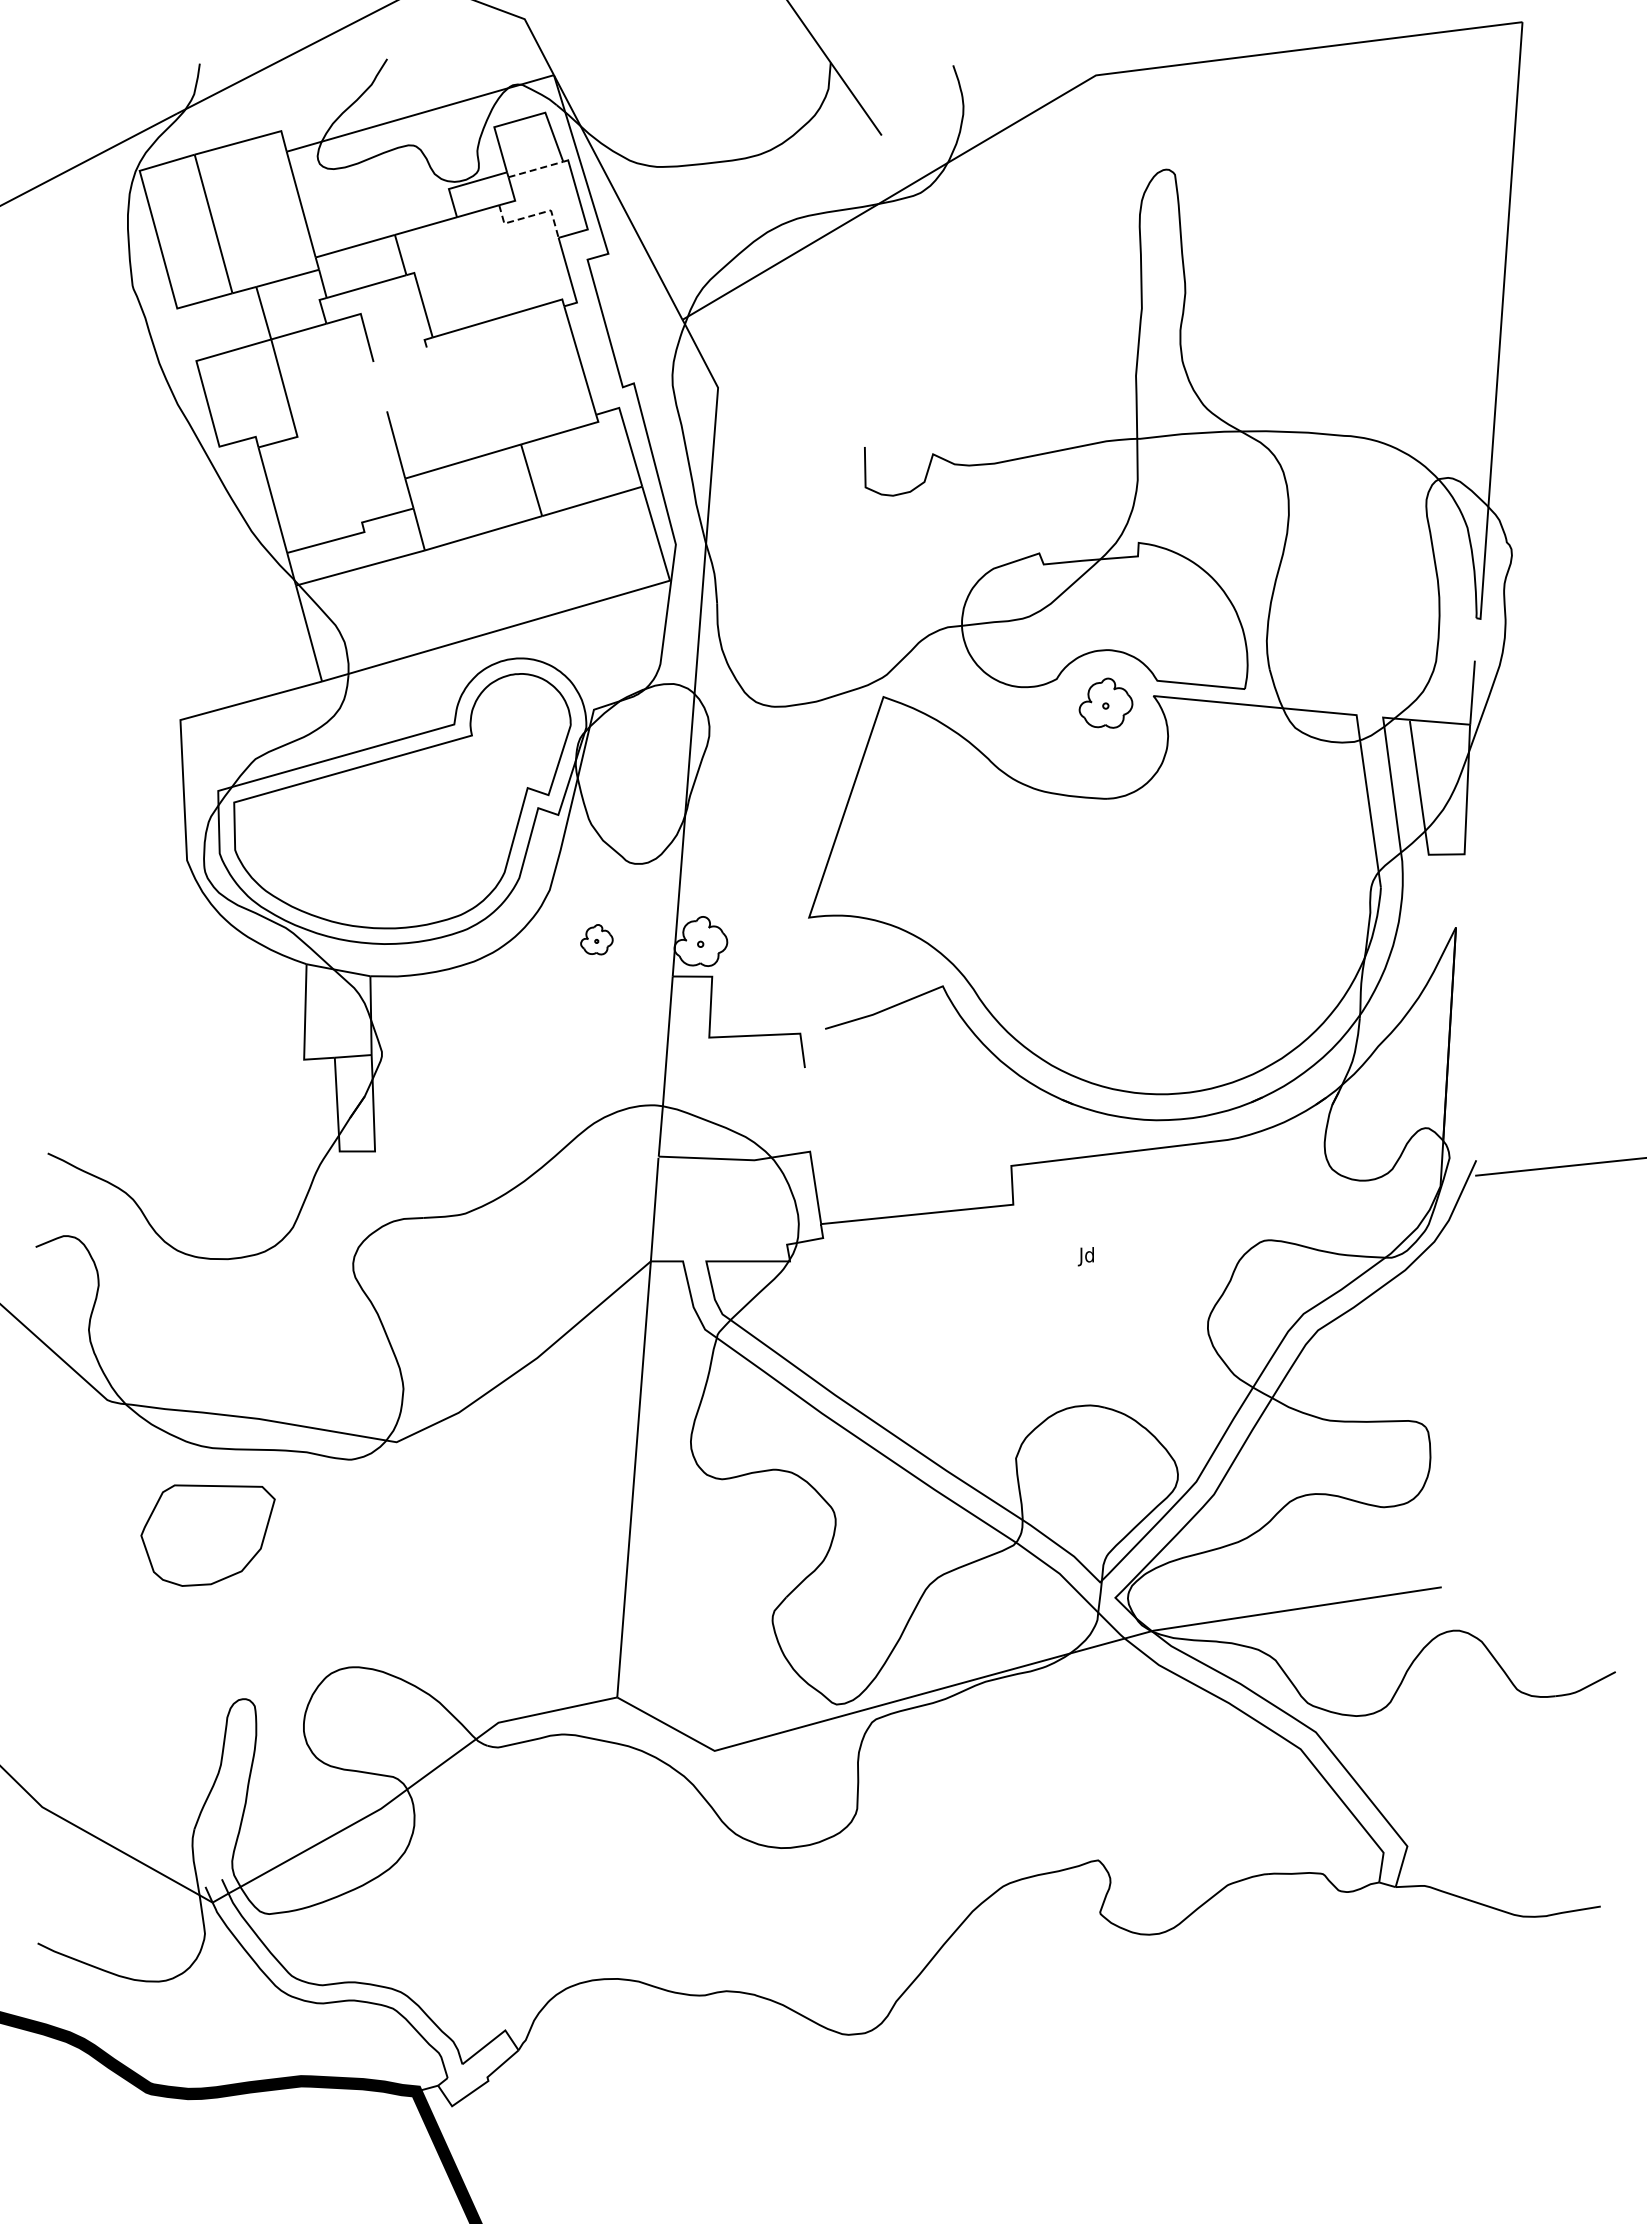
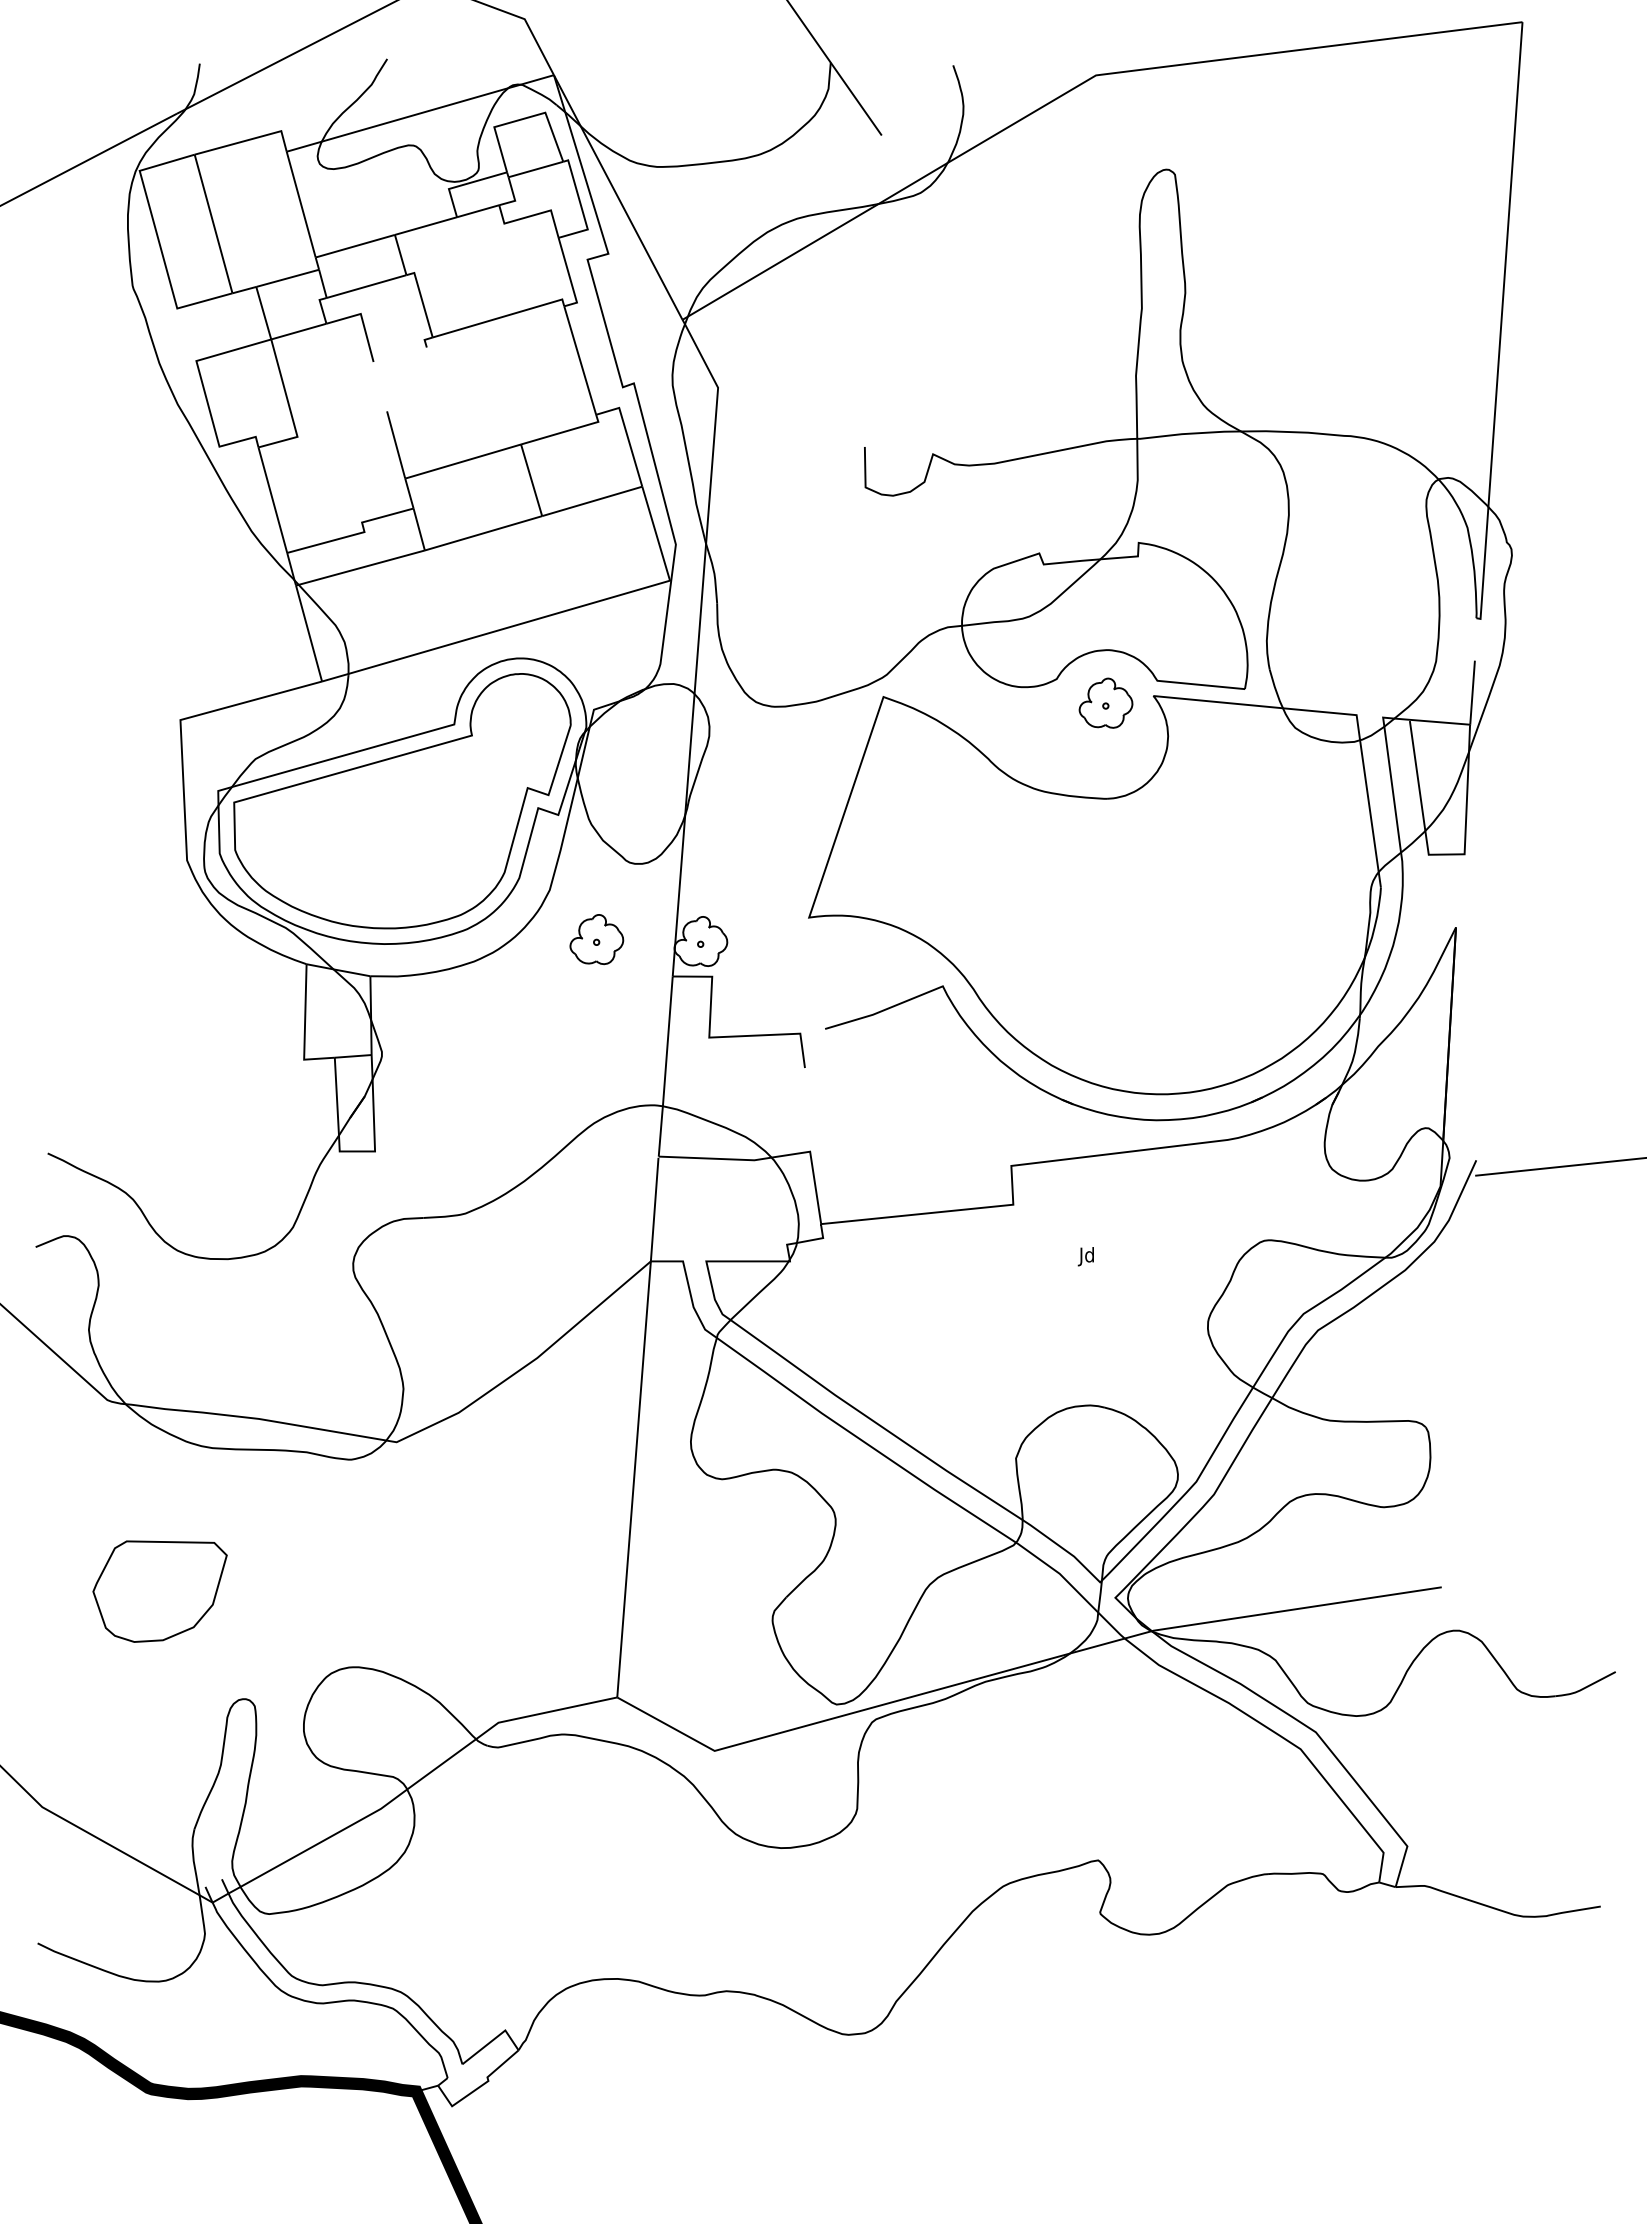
line: dashed -> solid (536, 169)
line: dashed -> solid (531, 215)
part size: 34x32 px -> 56x52 px (596, 939)
part position: (207, 1535) -> (159, 1591) (159, 1591)
